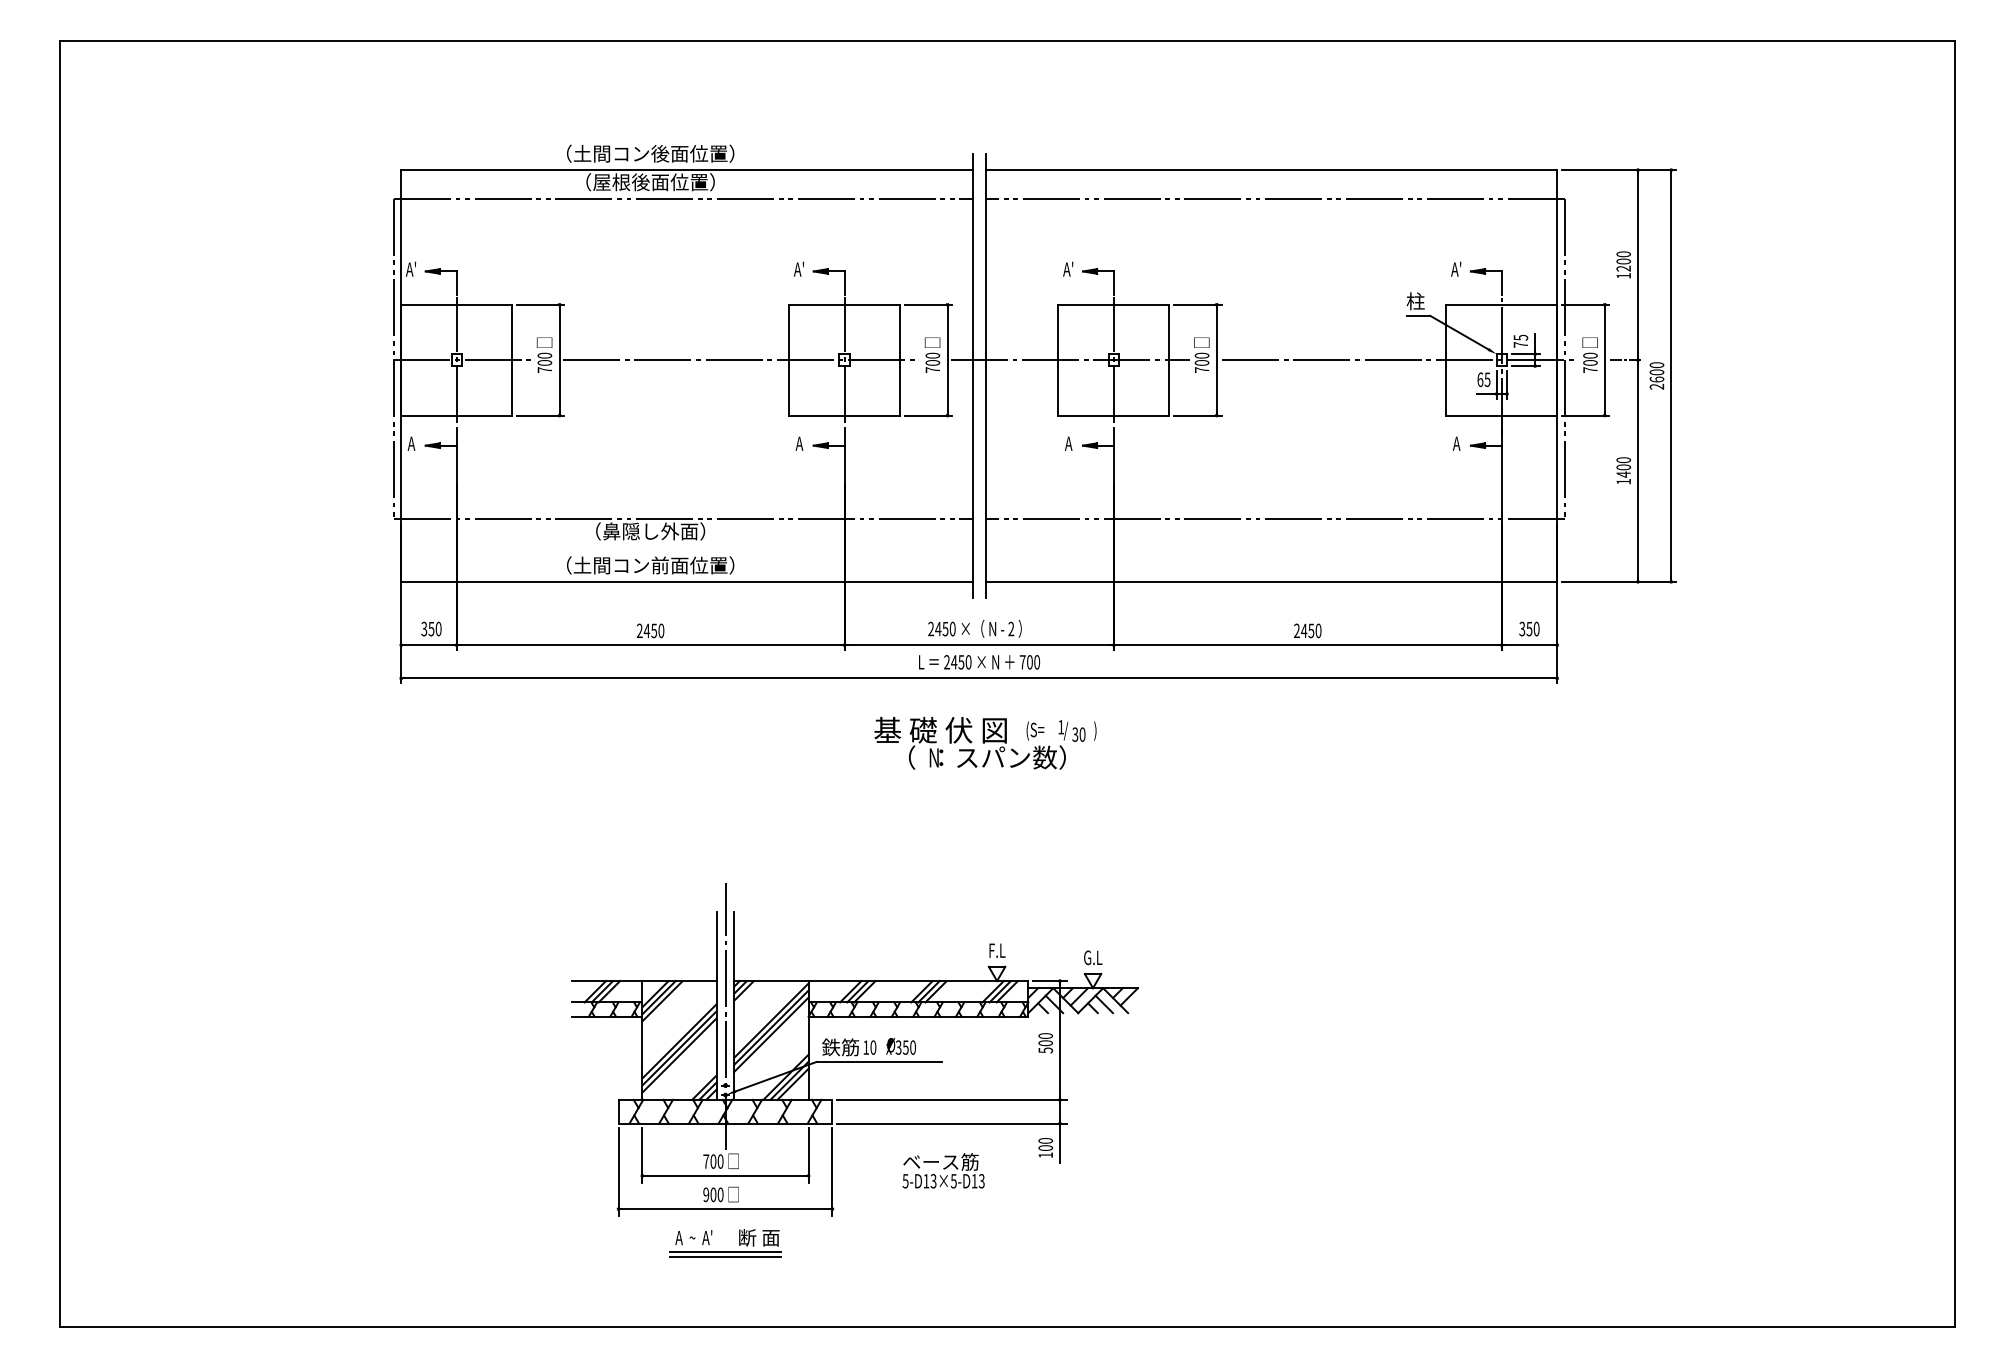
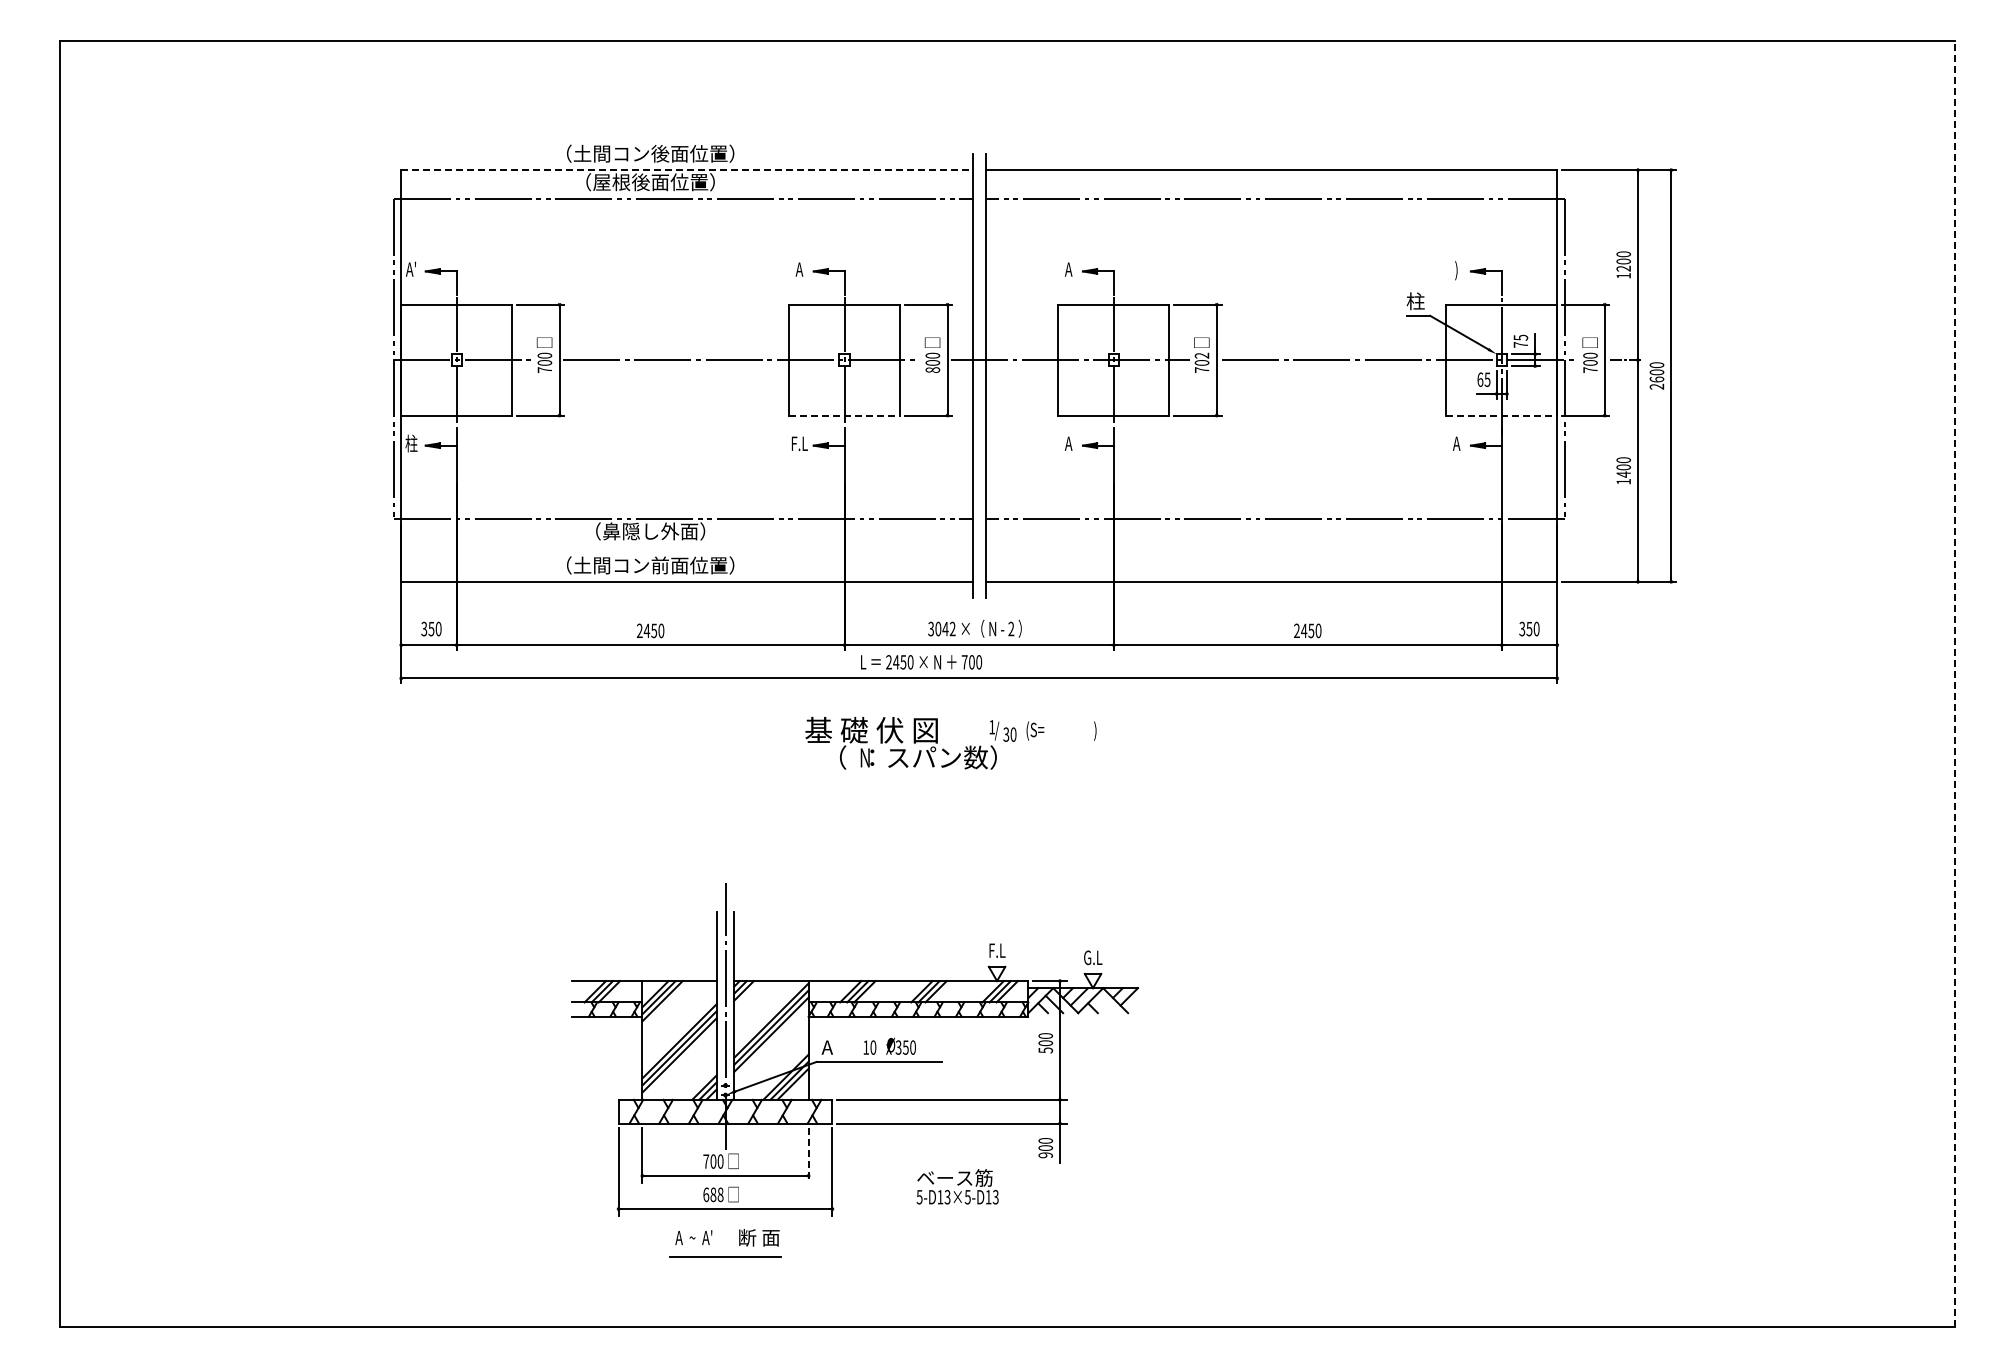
line: solid -> dashed (687, 170)
text: A' -> A (798, 268)
text: A' -> A (1068, 268)
text: A' -> ) (1456, 270)
text: 700 -> 702 (1201, 355)
text: 700 -> 800 (932, 369)
line: solid -> dashed (845, 415)
line: solid -> dashed (1502, 415)
text: A -> 柱 (411, 443)
text: A -> F.L (799, 443)
text: 2450 -> 3042 (941, 628)
text position: (979, 662) -> (921, 662) (921, 662)
line: solid -> dashed (1954, 683)
text position: (979, 743) -> (910, 743) (910, 743)
line: present -> none (1104, 1004)
text: 鉄筋 -> A (840, 1047)
text: 100 -> 900 (1045, 1155)
line: solid -> dashed (808, 1156)
text position: (943, 1170) -> (957, 1186) (957, 1186)
text: 900 -> 688 (713, 1194)
line: present -> none (725, 1252)
